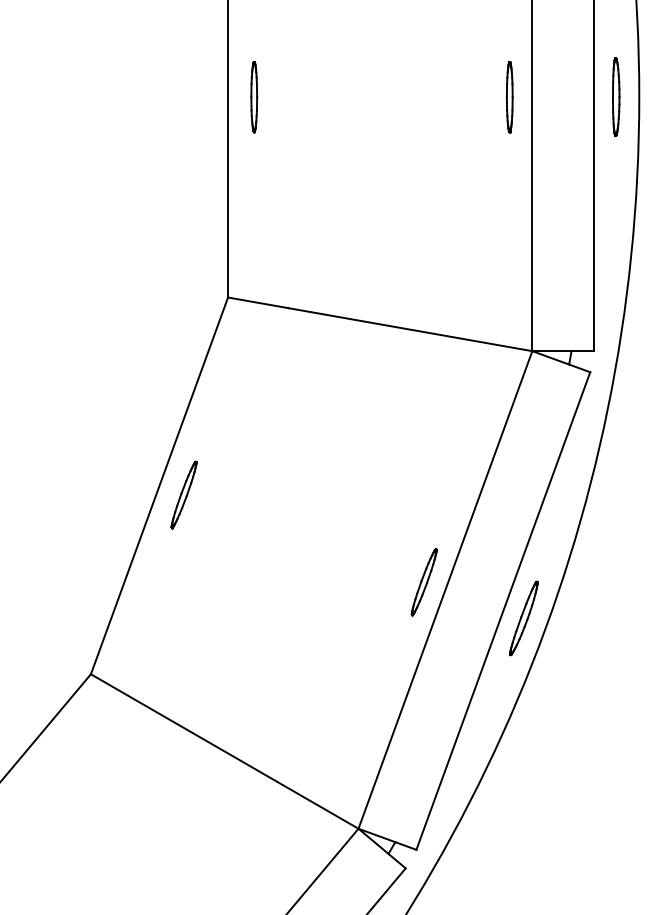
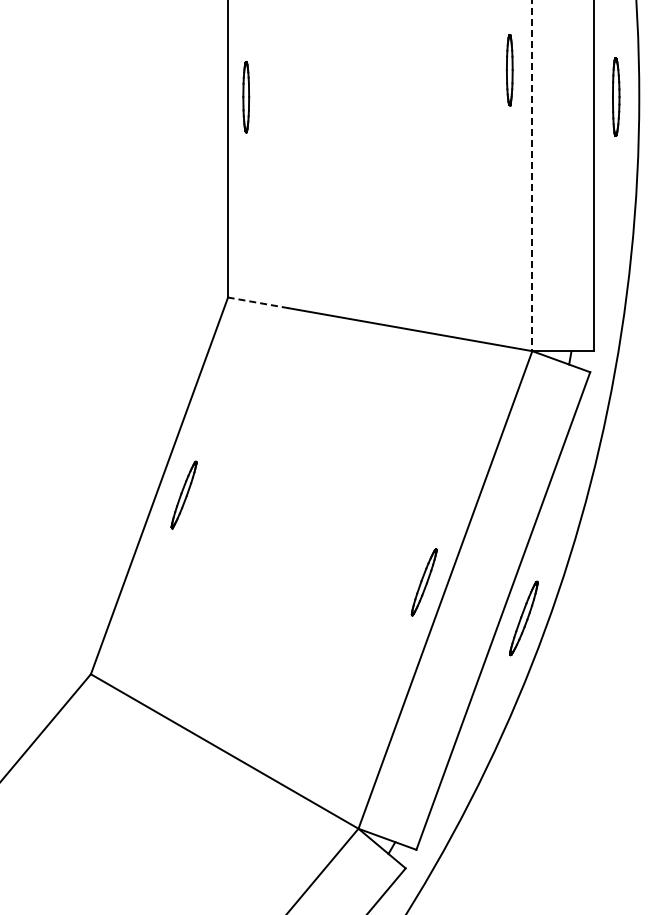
part position: (254, 97) -> (246, 97) (246, 97)
part position: (509, 97) -> (509, 70) (509, 70)
line: solid -> dashed (532, 176)
line: solid -> dashed (258, 302)
